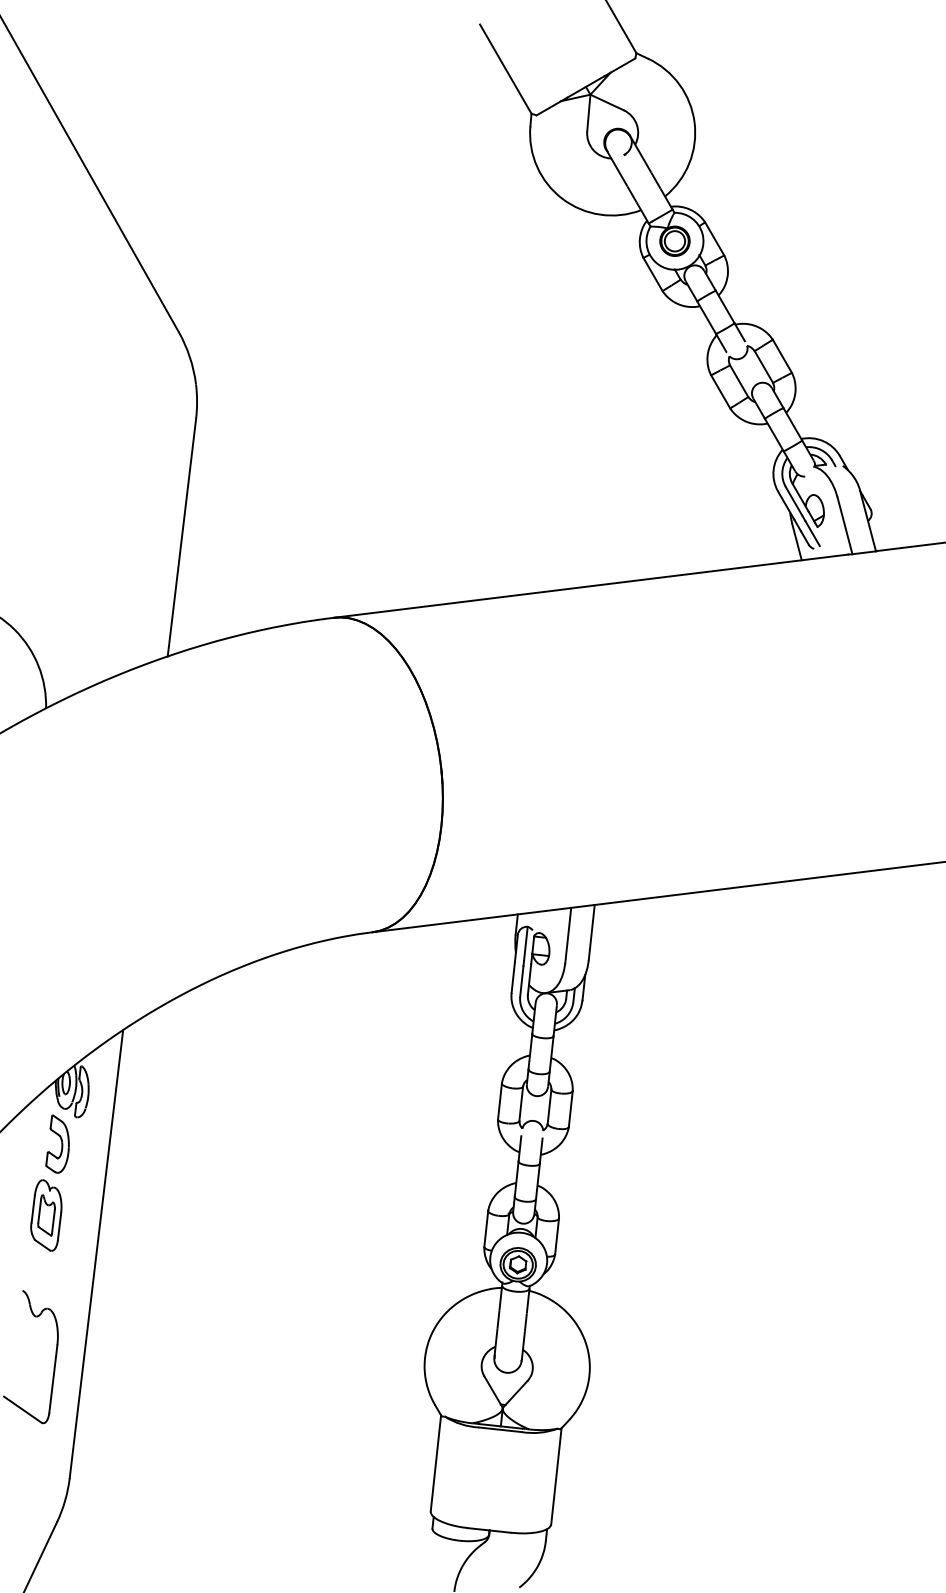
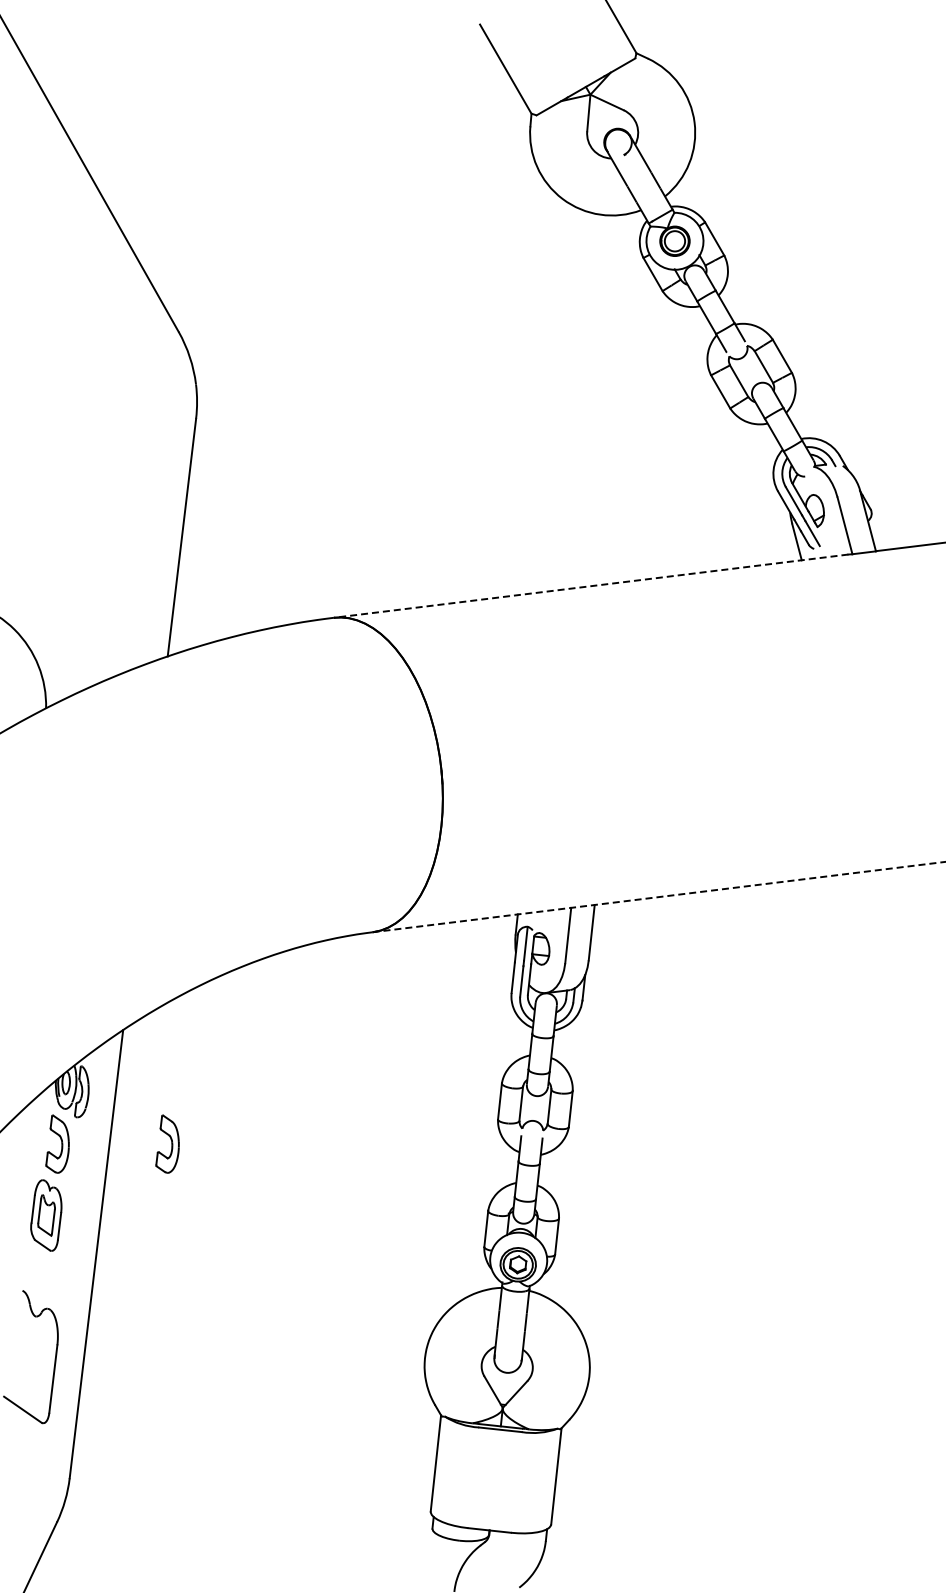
line: solid -> dashed (590, 586)
line: solid -> dashed (659, 897)
part: none -> present (167, 1143)
